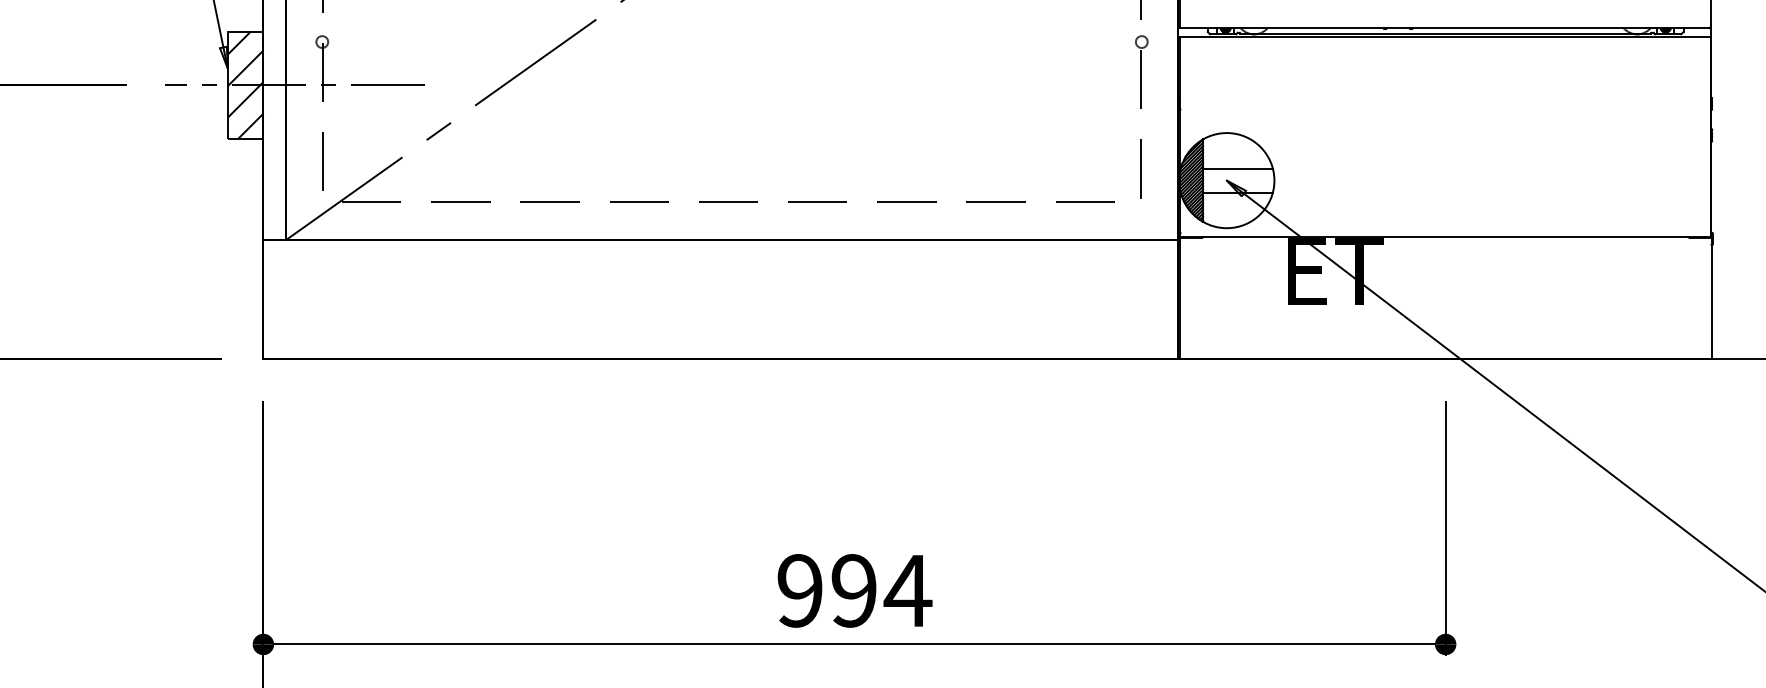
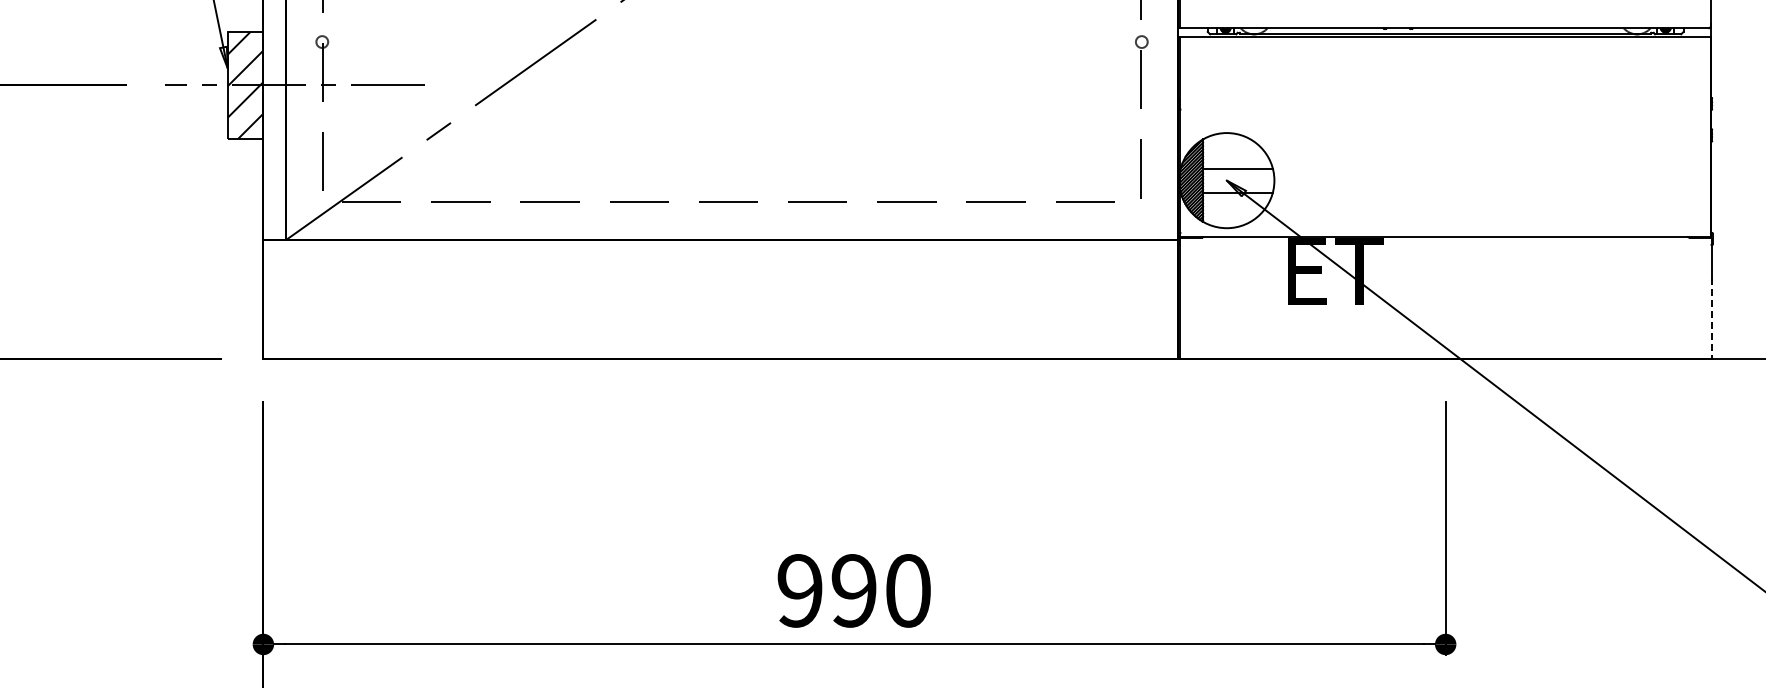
line: solid -> dashed (1711, 319)
text: 994 -> 990 (907, 590)
